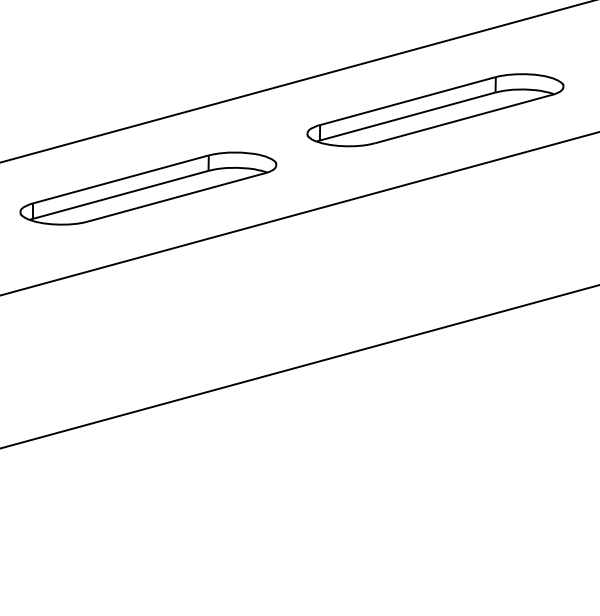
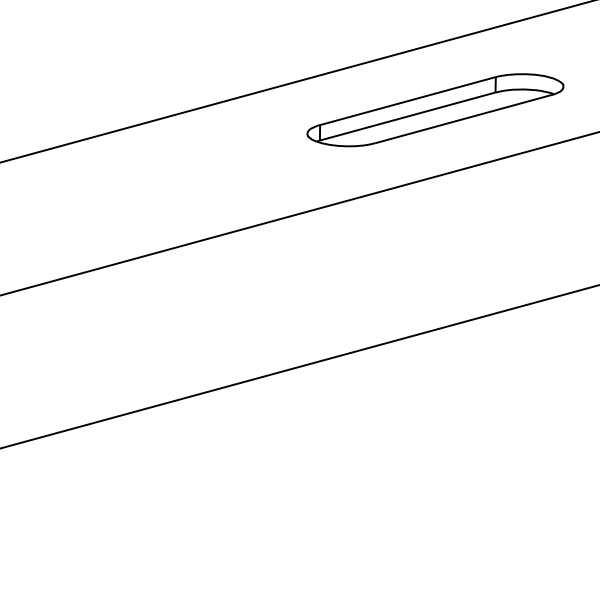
part: present -> none (148, 188)
